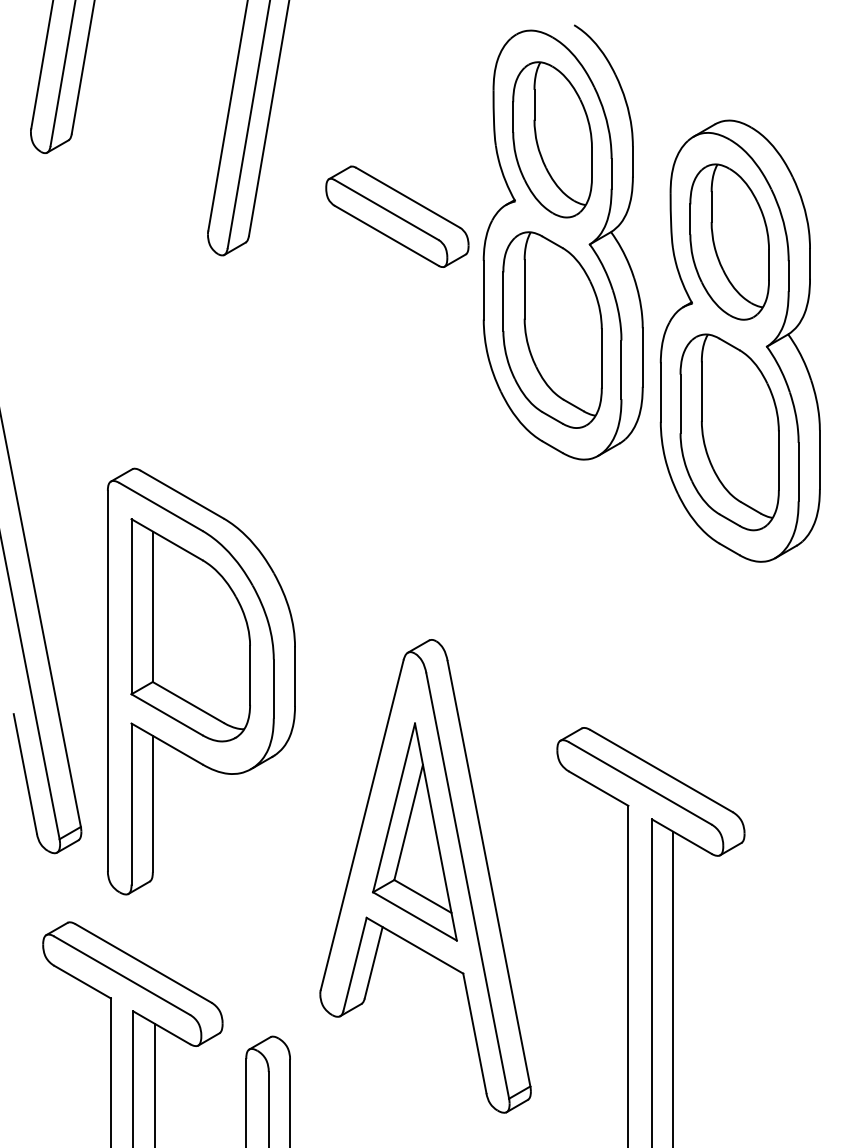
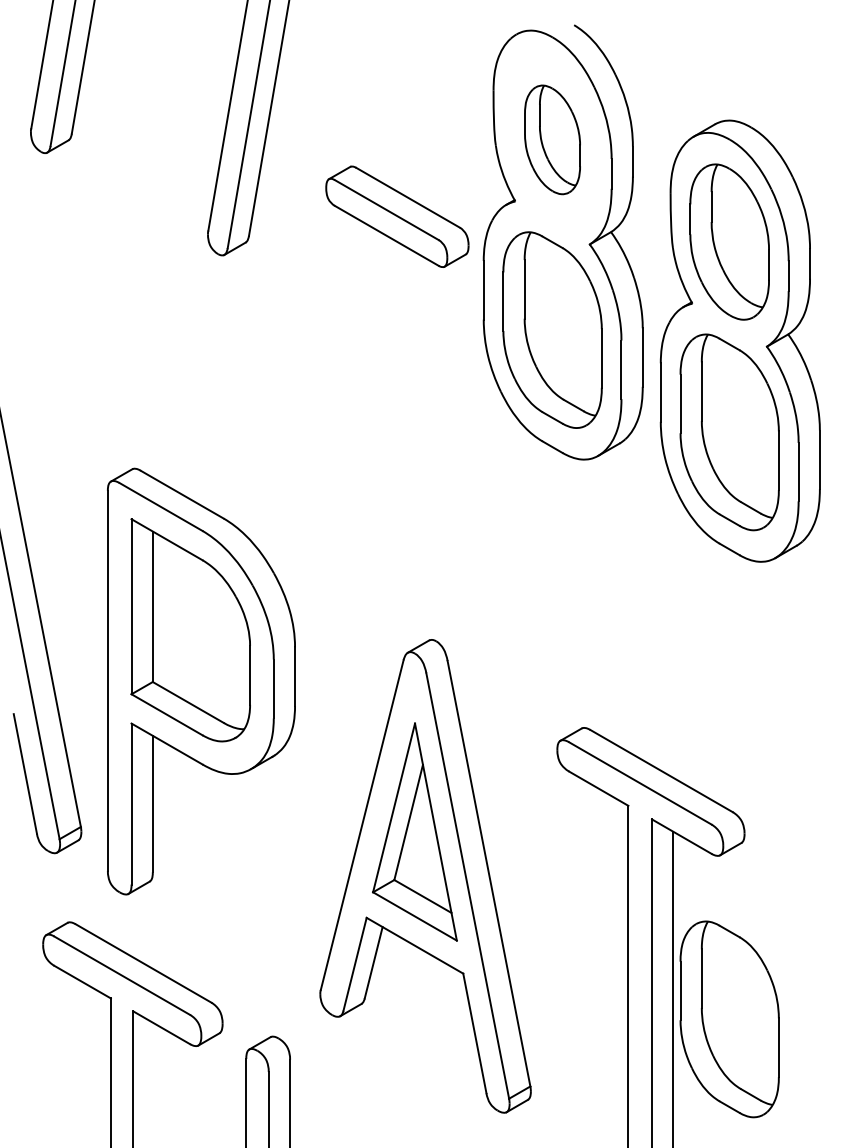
part size: 81x158 px -> 57x112 px (552, 139)
part: none -> present (729, 1019)
line: present -> none (154, 1083)
